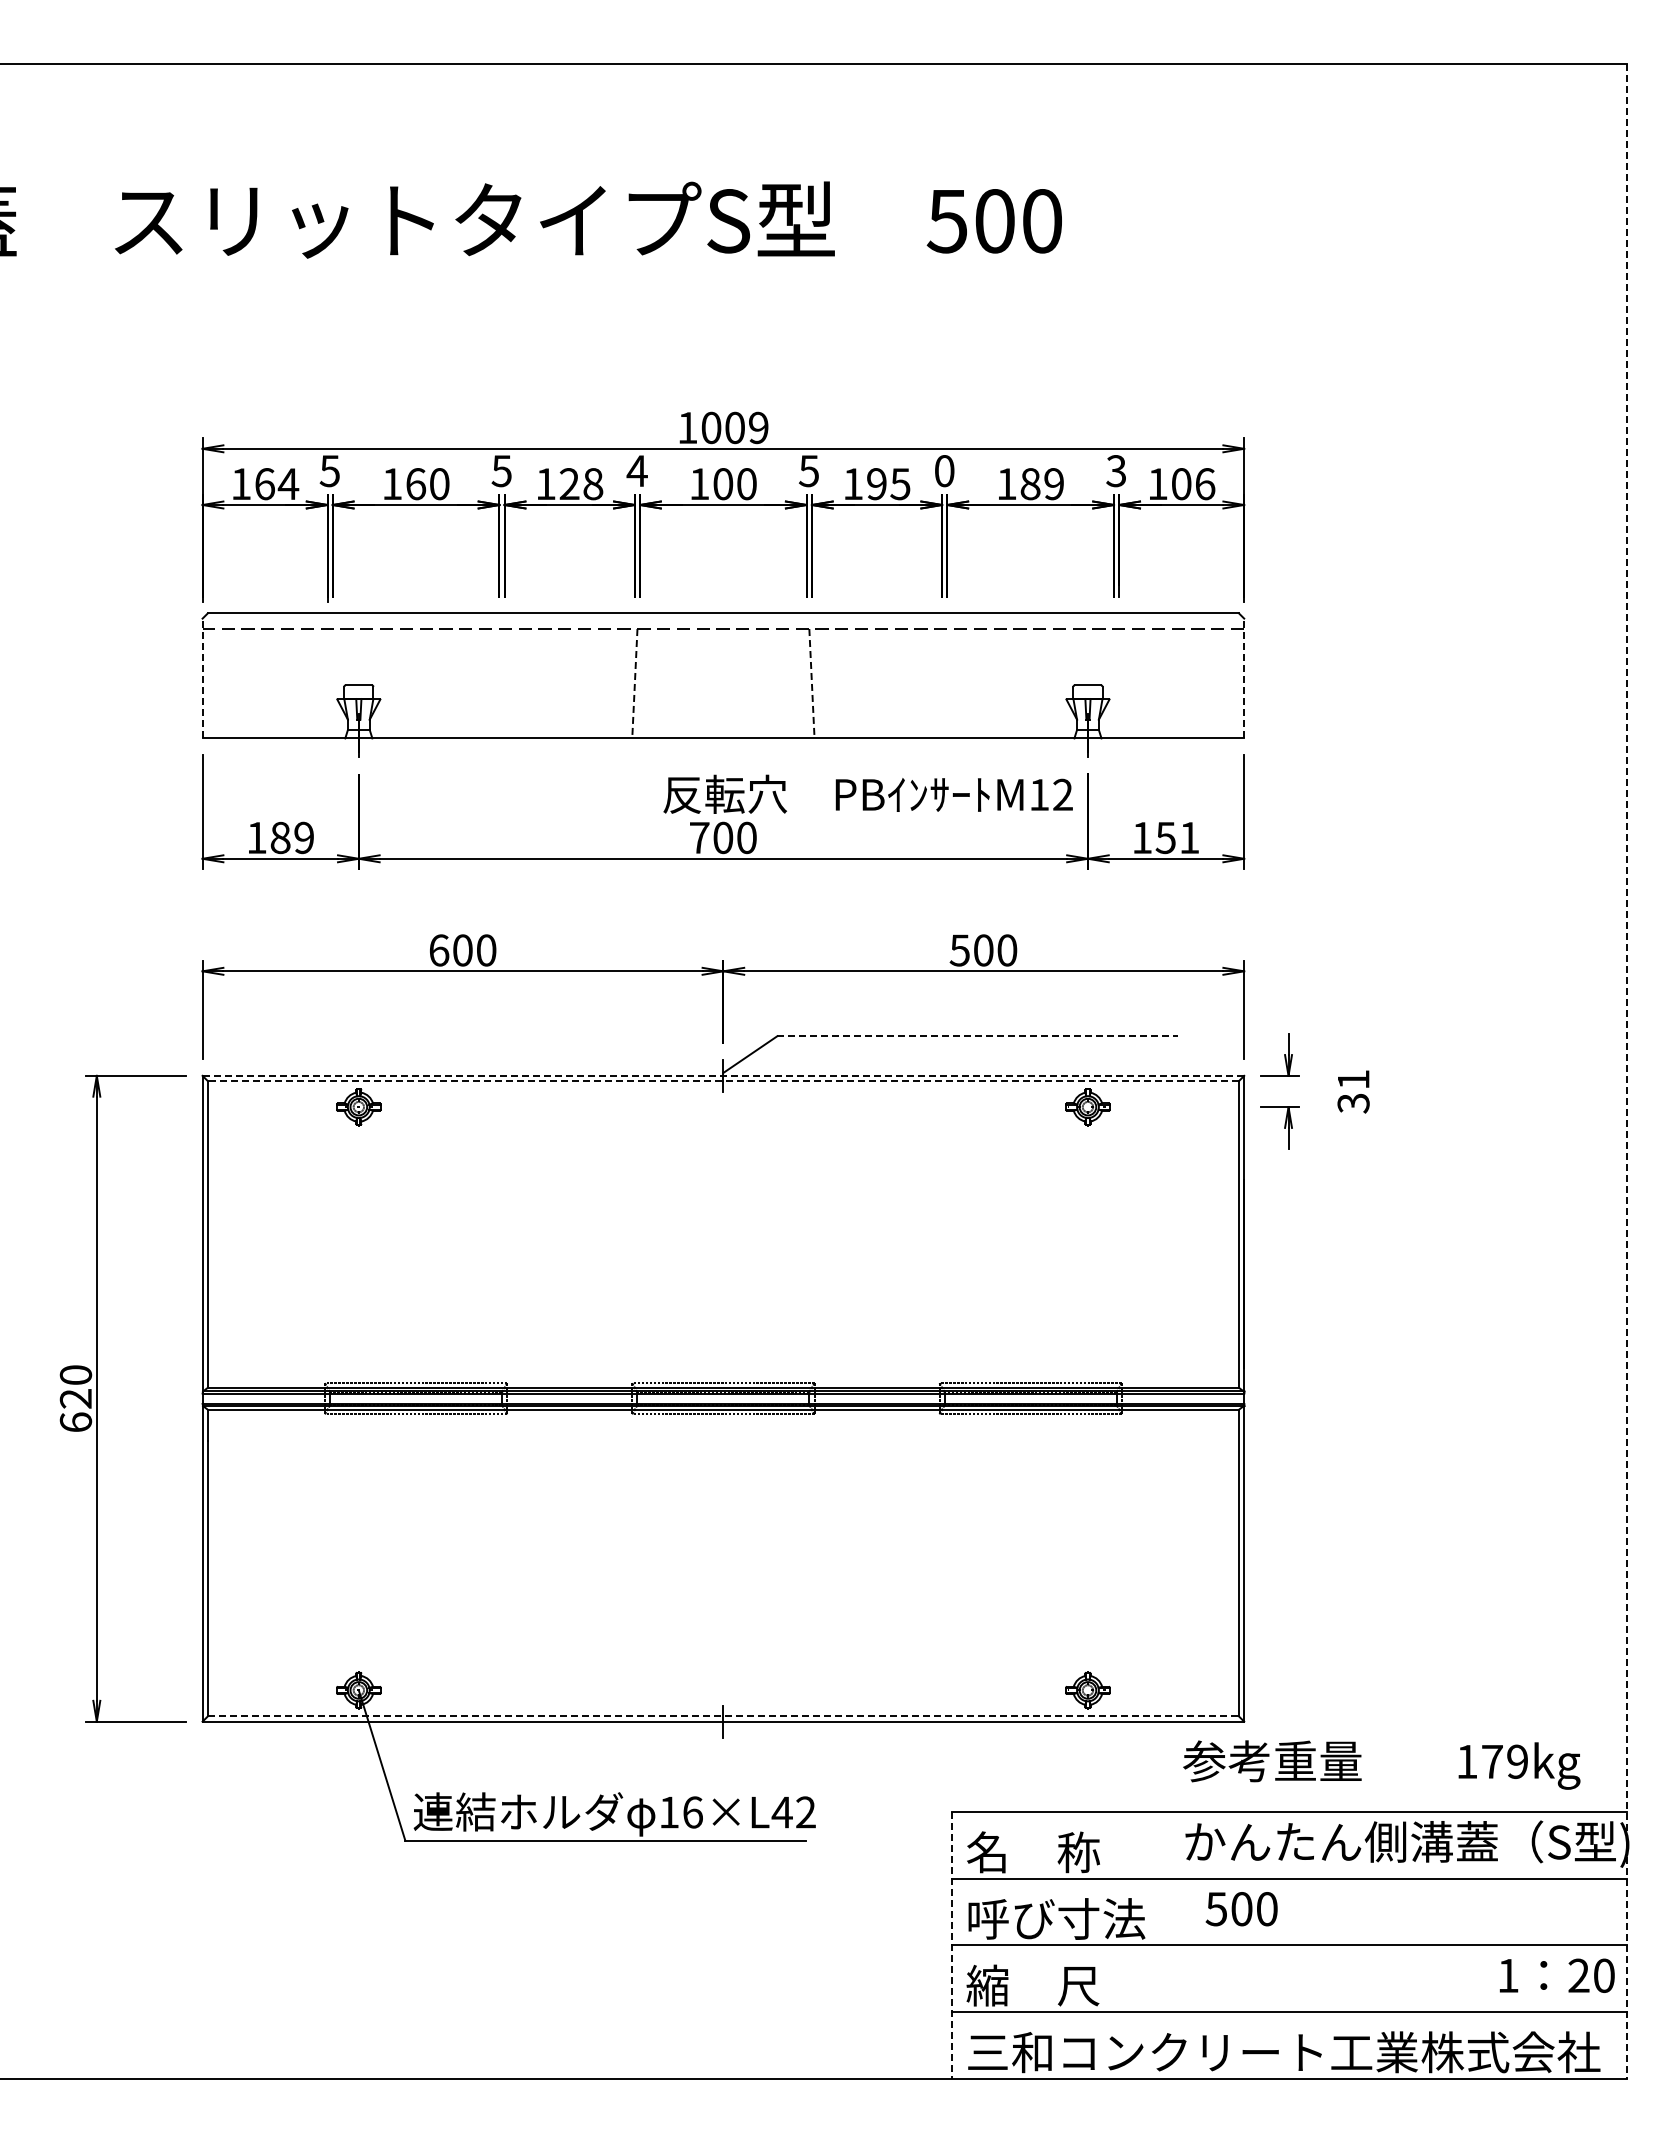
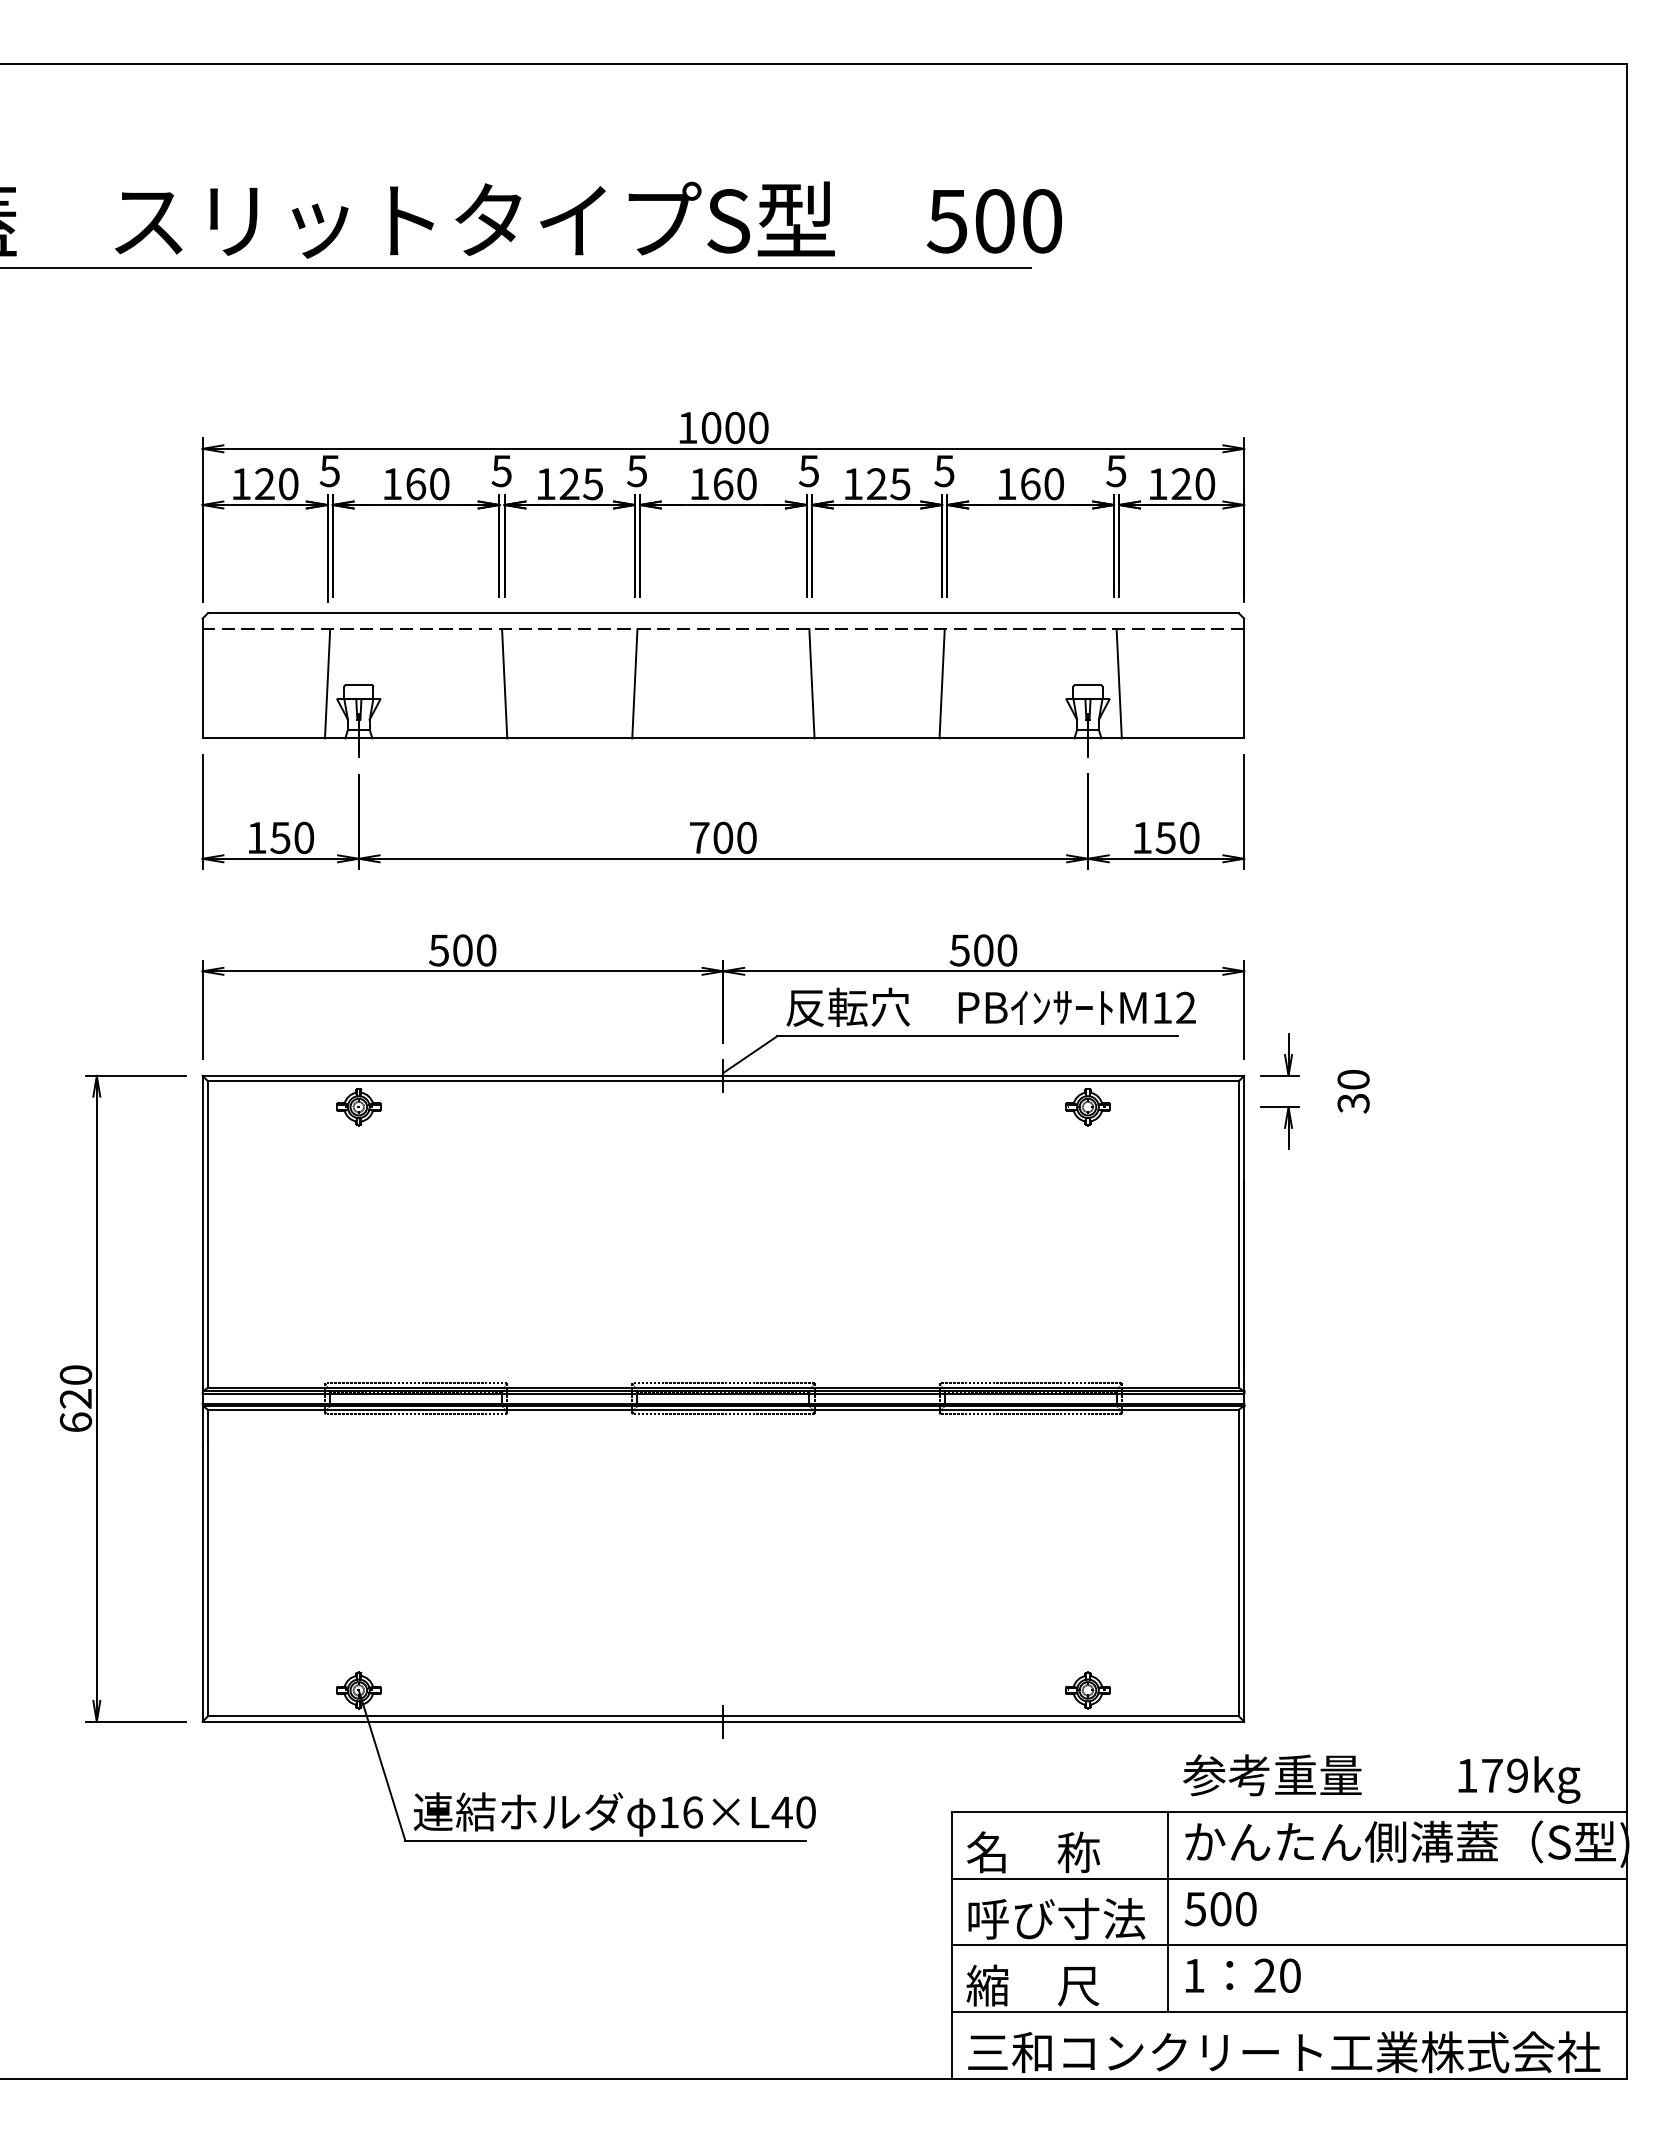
line: none -> present (516, 267)
text: 1009 -> 1000 (758, 427)
text: 3 -> 5 (1116, 470)
text: 4 -> 5 (636, 471)
text: 0 -> 5 (944, 471)
text: 164 -> 120 (277, 484)
text: 128 -> 125 (593, 484)
text: 100 -> 160 (723, 484)
text: 195 -> 125 (876, 484)
text: 189 -> 160 (1041, 484)
text: 106 -> 120 (1193, 484)
line: dashed -> solid (202, 678)
line: dashed -> solid (1244, 678)
line: none -> present (327, 683)
line: none -> present (504, 683)
line: dashed -> solid (634, 683)
line: dashed -> solid (811, 683)
line: none -> present (941, 683)
line: none -> present (1118, 683)
text position: (867, 793) -> (990, 1006) (990, 1006)
text: 189 -> 150 (292, 837)
text: 151 -> 150 (1189, 837)
text: 600 -> 500 (438, 950)
line: dashed -> solid (978, 1036)
line: dashed -> solid (1626, 1072)
line: dashed -> solid (723, 1075)
text: 31 -> 30 (1353, 1079)
line: dashed -> solid (723, 1081)
line: dashed -> solid (723, 1716)
text position: (1381, 1764) -> (1381, 1778) (1381, 1778)
text: 16×L42 -> 16×L40 (805, 1812)
text position: (1241, 1909) -> (1220, 1909) (1220, 1909)
line: none -> present (1168, 1912)
line: dashed -> solid (951, 1945)
text position: (1556, 1975) -> (1242, 1975) (1242, 1975)
